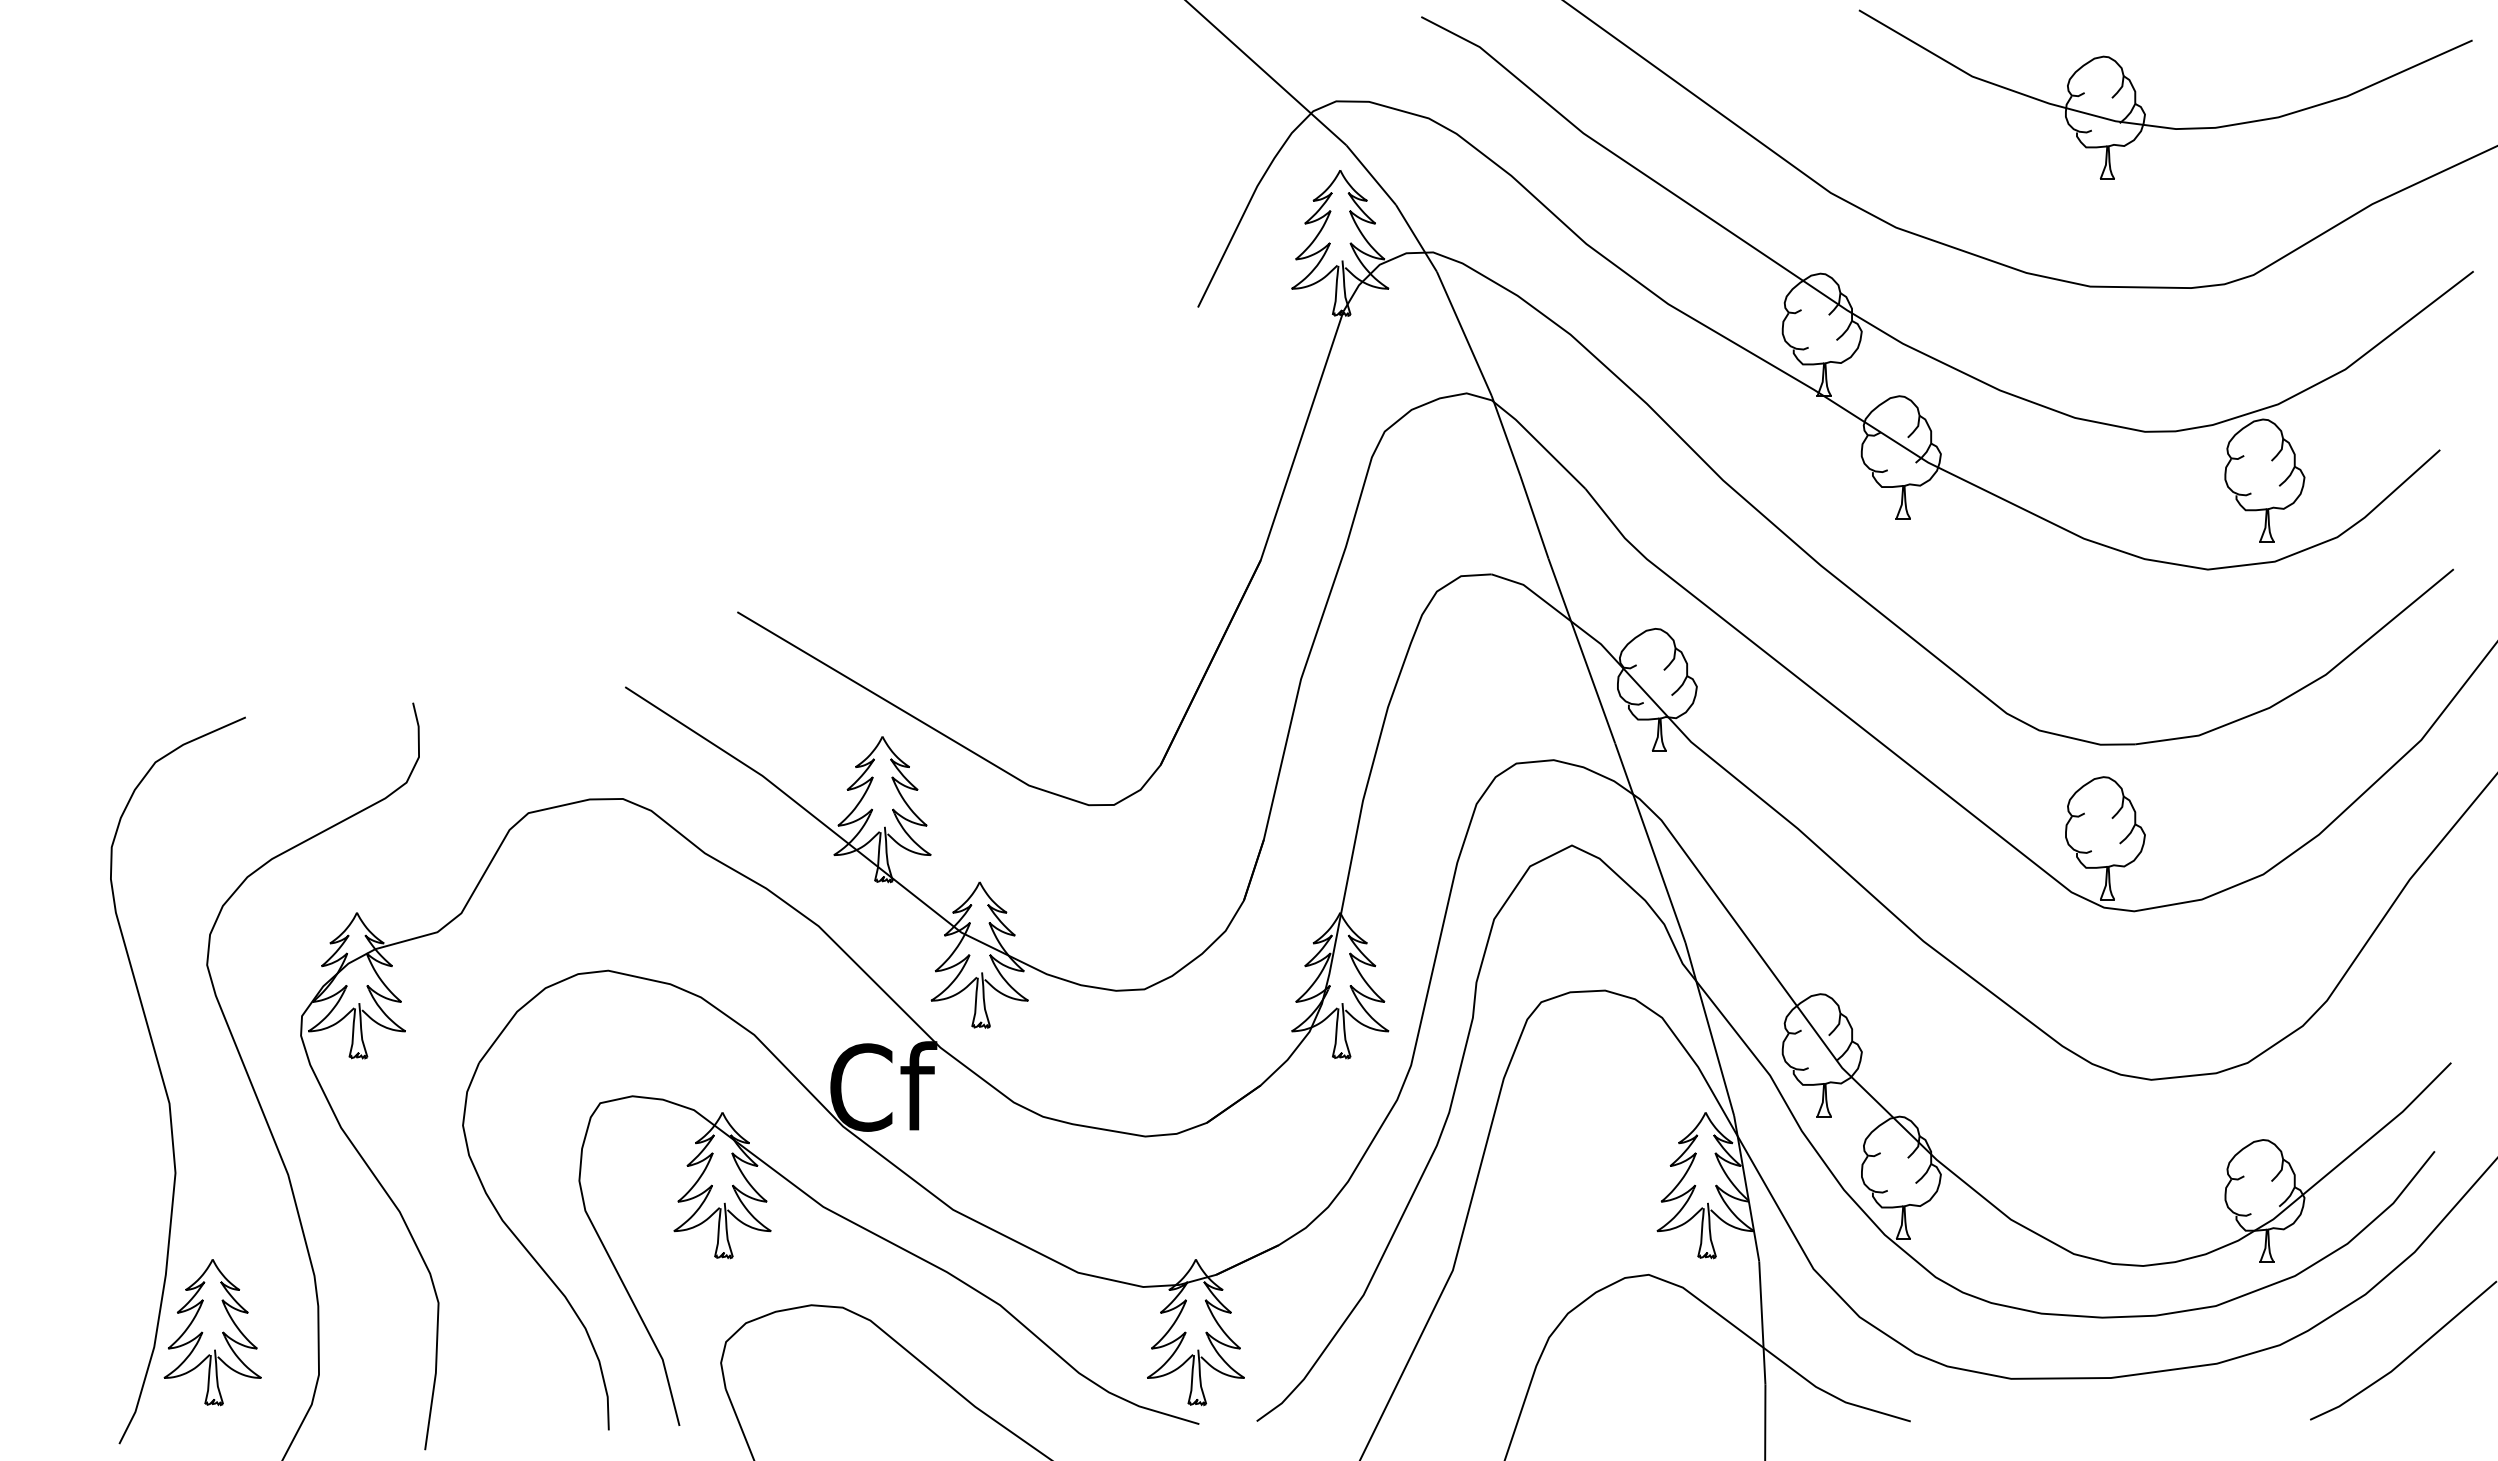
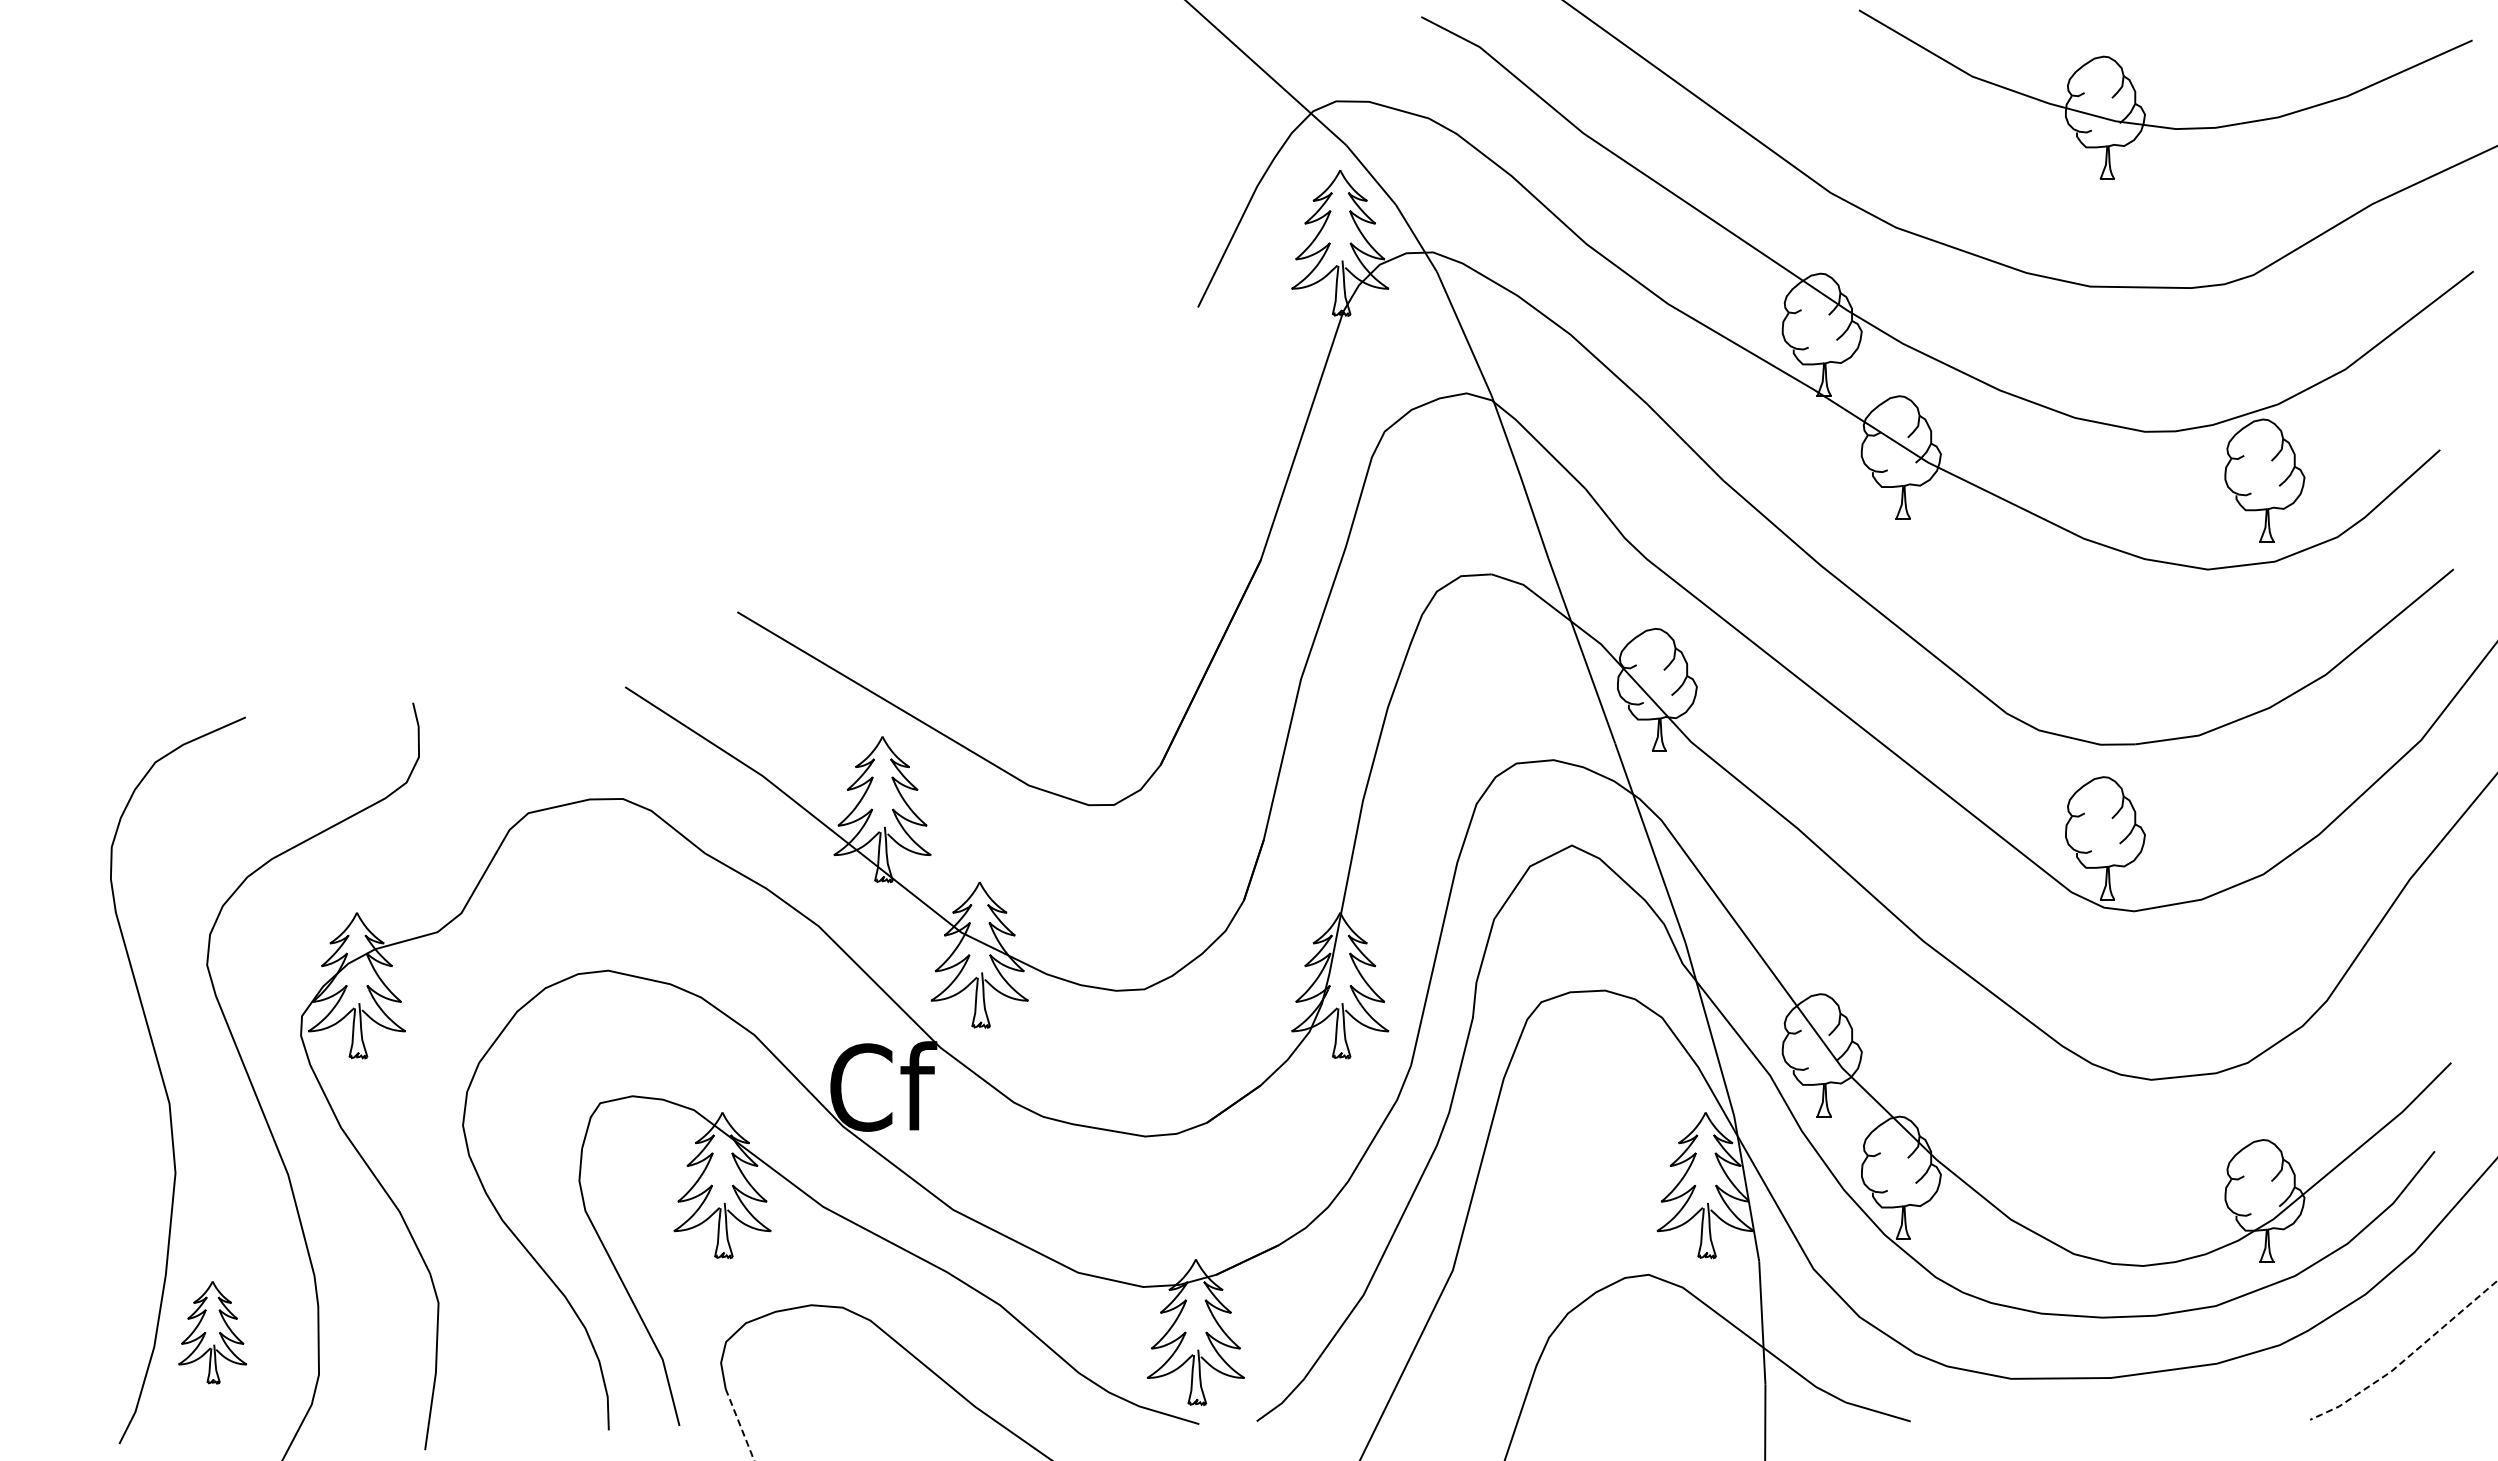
part size: 99x148 px -> 69x104 px (212, 1332)
line: solid -> dashed (2407, 1358)
line: solid -> dashed (740, 1424)
